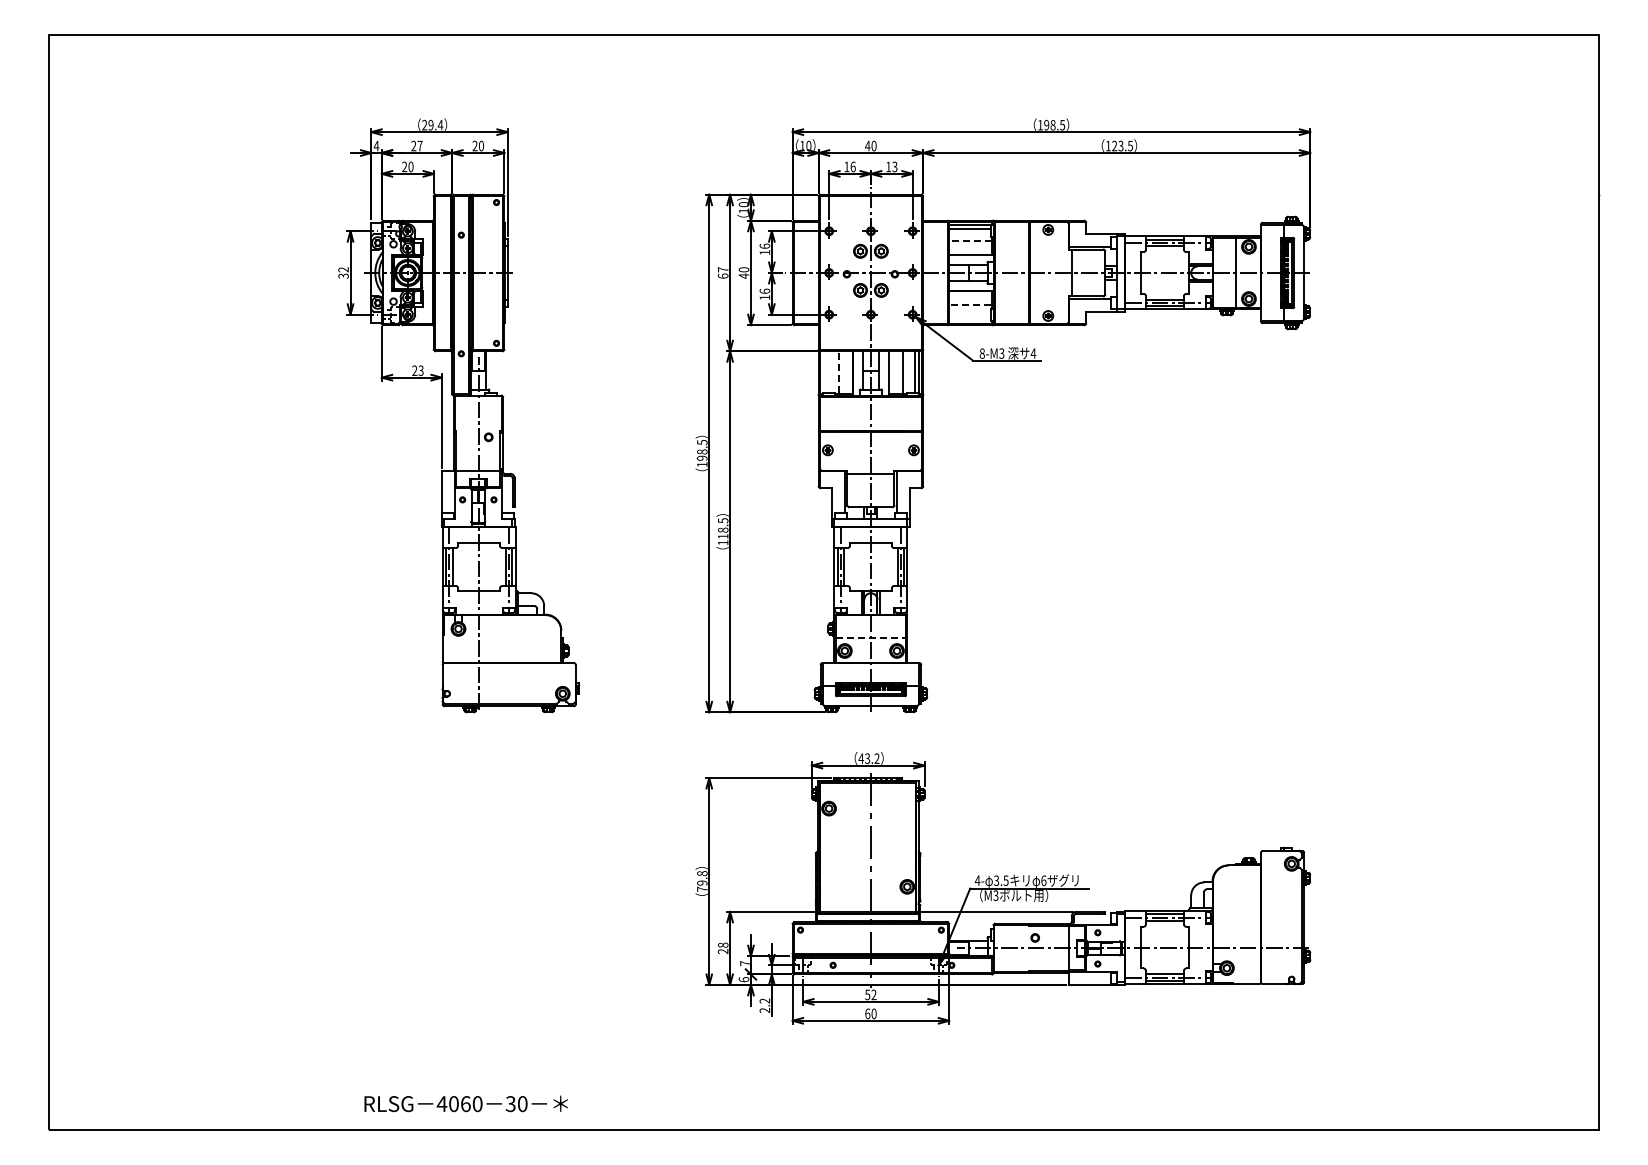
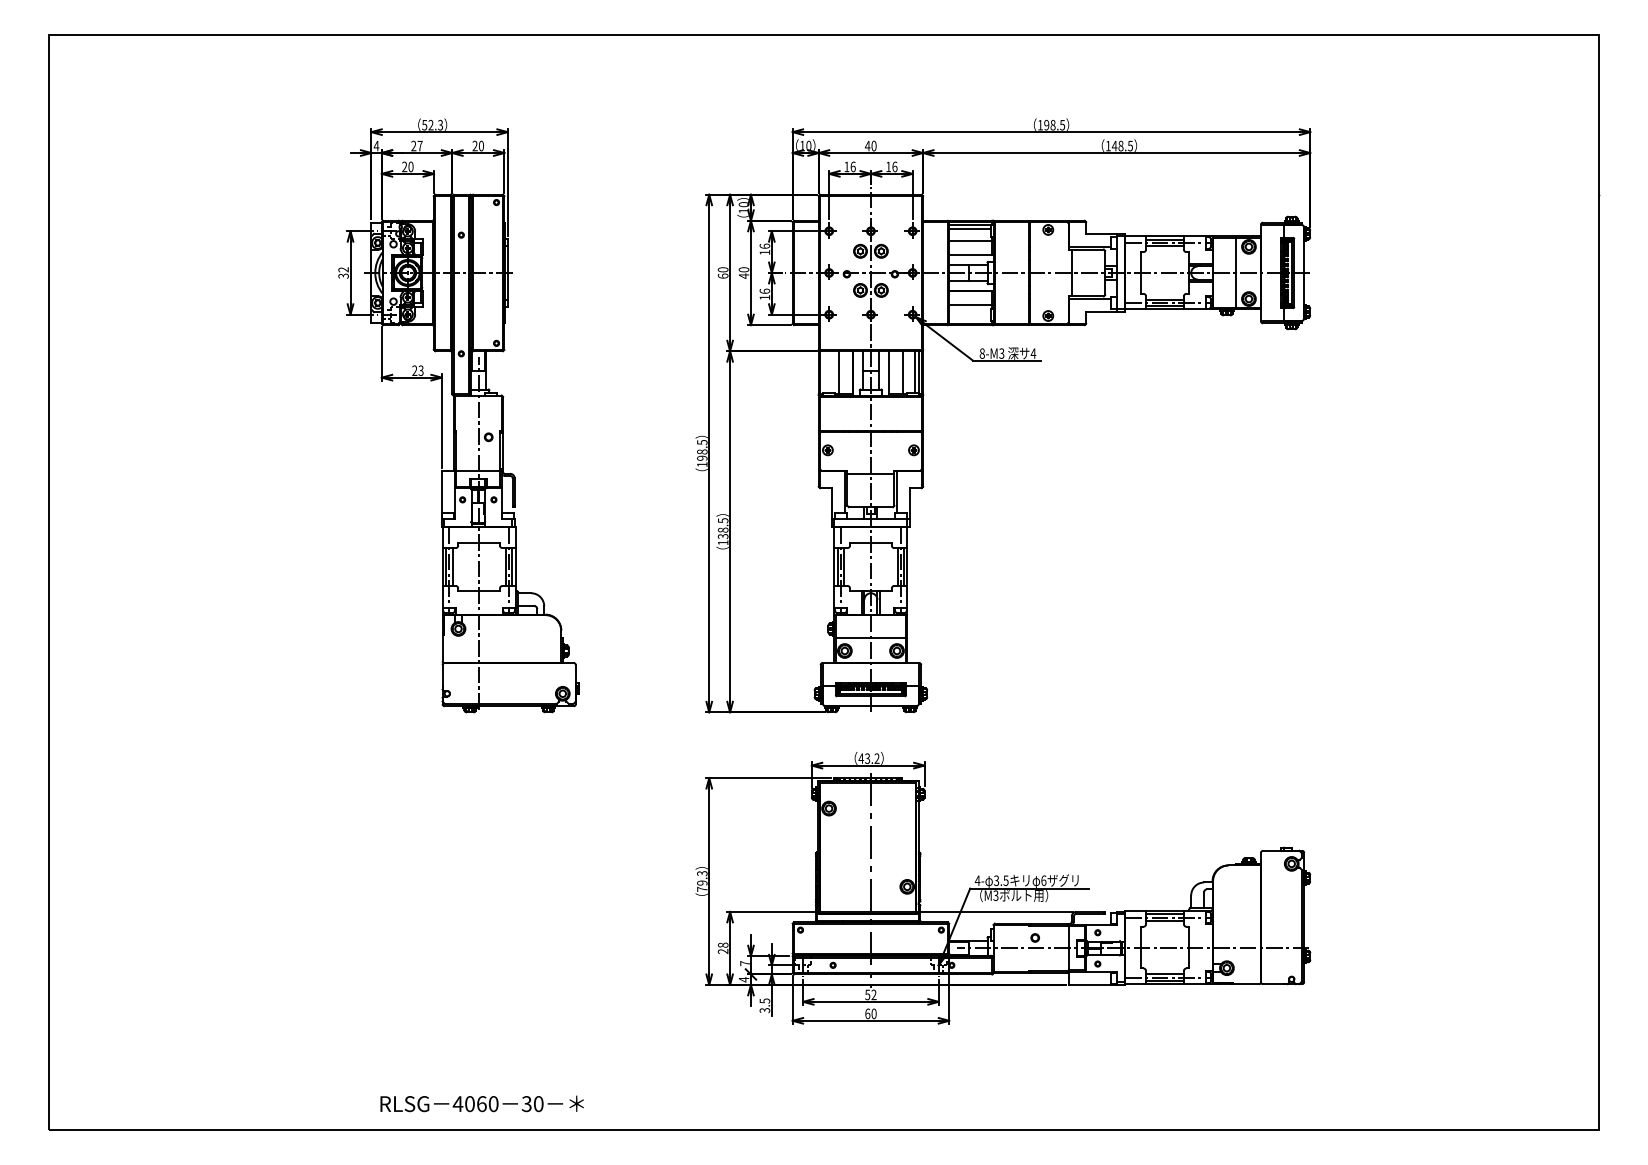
text: 29.4 -> 52.3 (432, 124)
text: 123.5 -> 148.5 (1117, 145)
text: 13 -> 16 (894, 166)
line: dashed -> solid (970, 241)
text: 67 -> 60 (722, 269)
line: dashed -> solid (969, 304)
line: dashed -> solid (839, 371)
text: 118.5 -> 138.5 (722, 536)
line: dashed -> solid (870, 637)
text: 79.8 -> 79.3 (702, 873)
text: 6 -> 4 (743, 979)
text: 2.2 -> 3.5 (764, 1005)
text position: (465, 1103) -> (481, 1103) (481, 1103)
